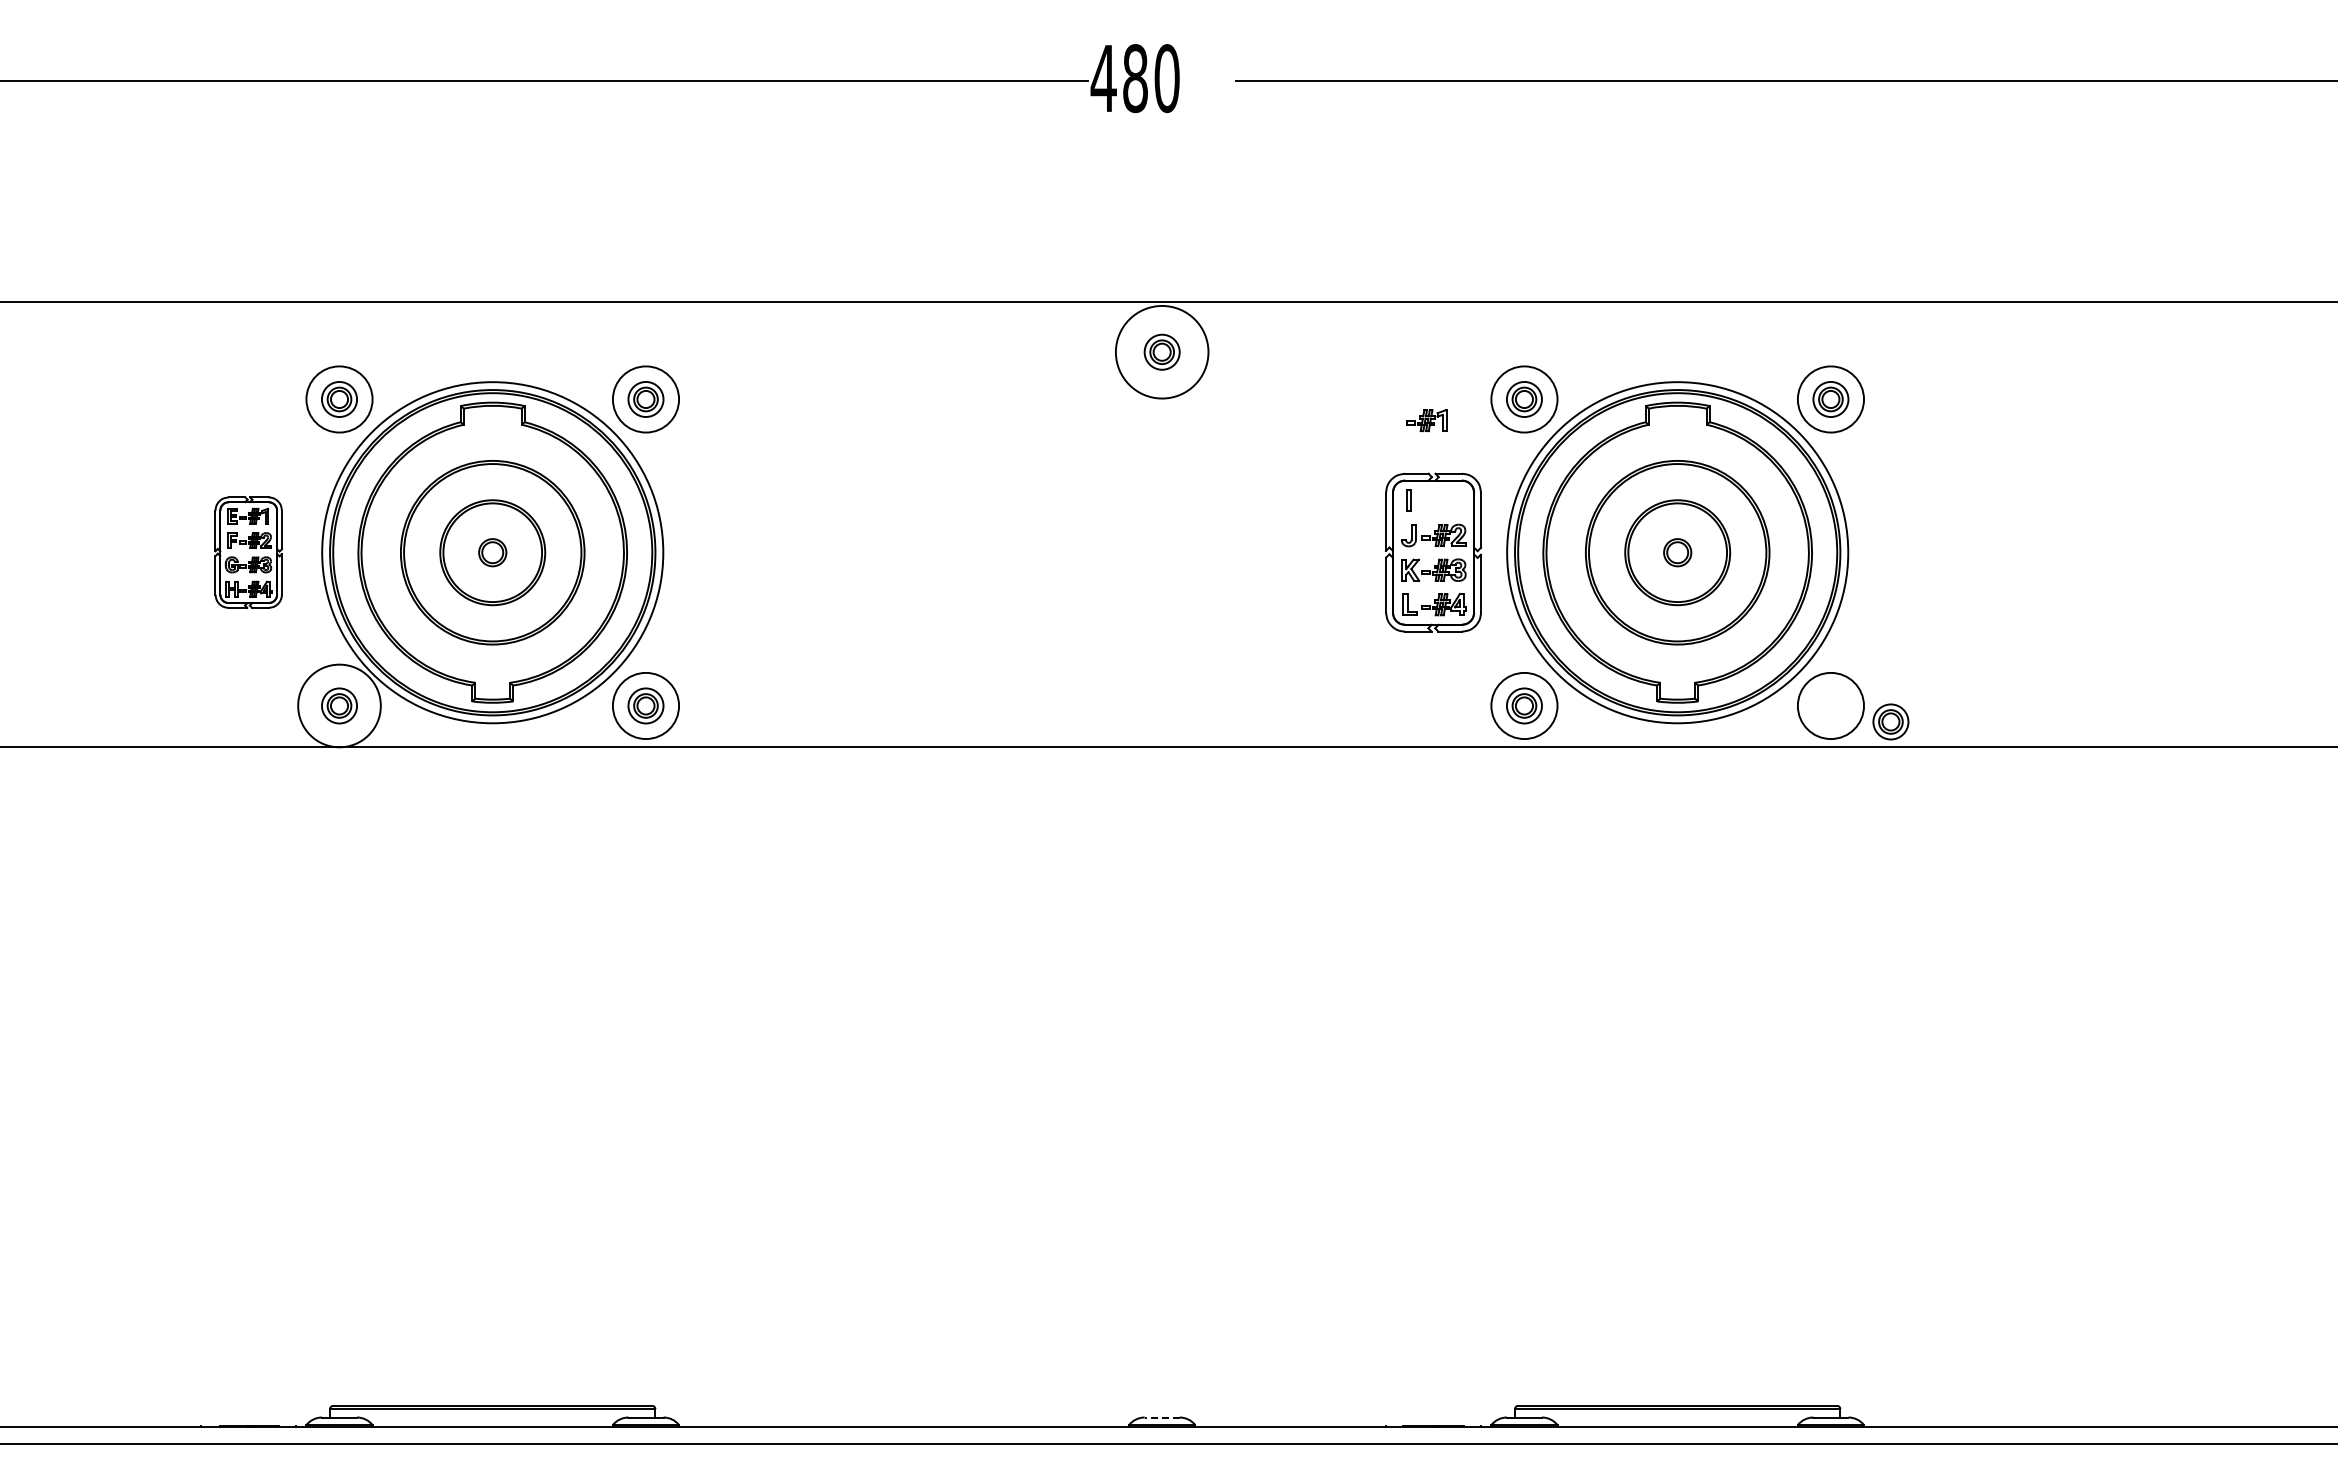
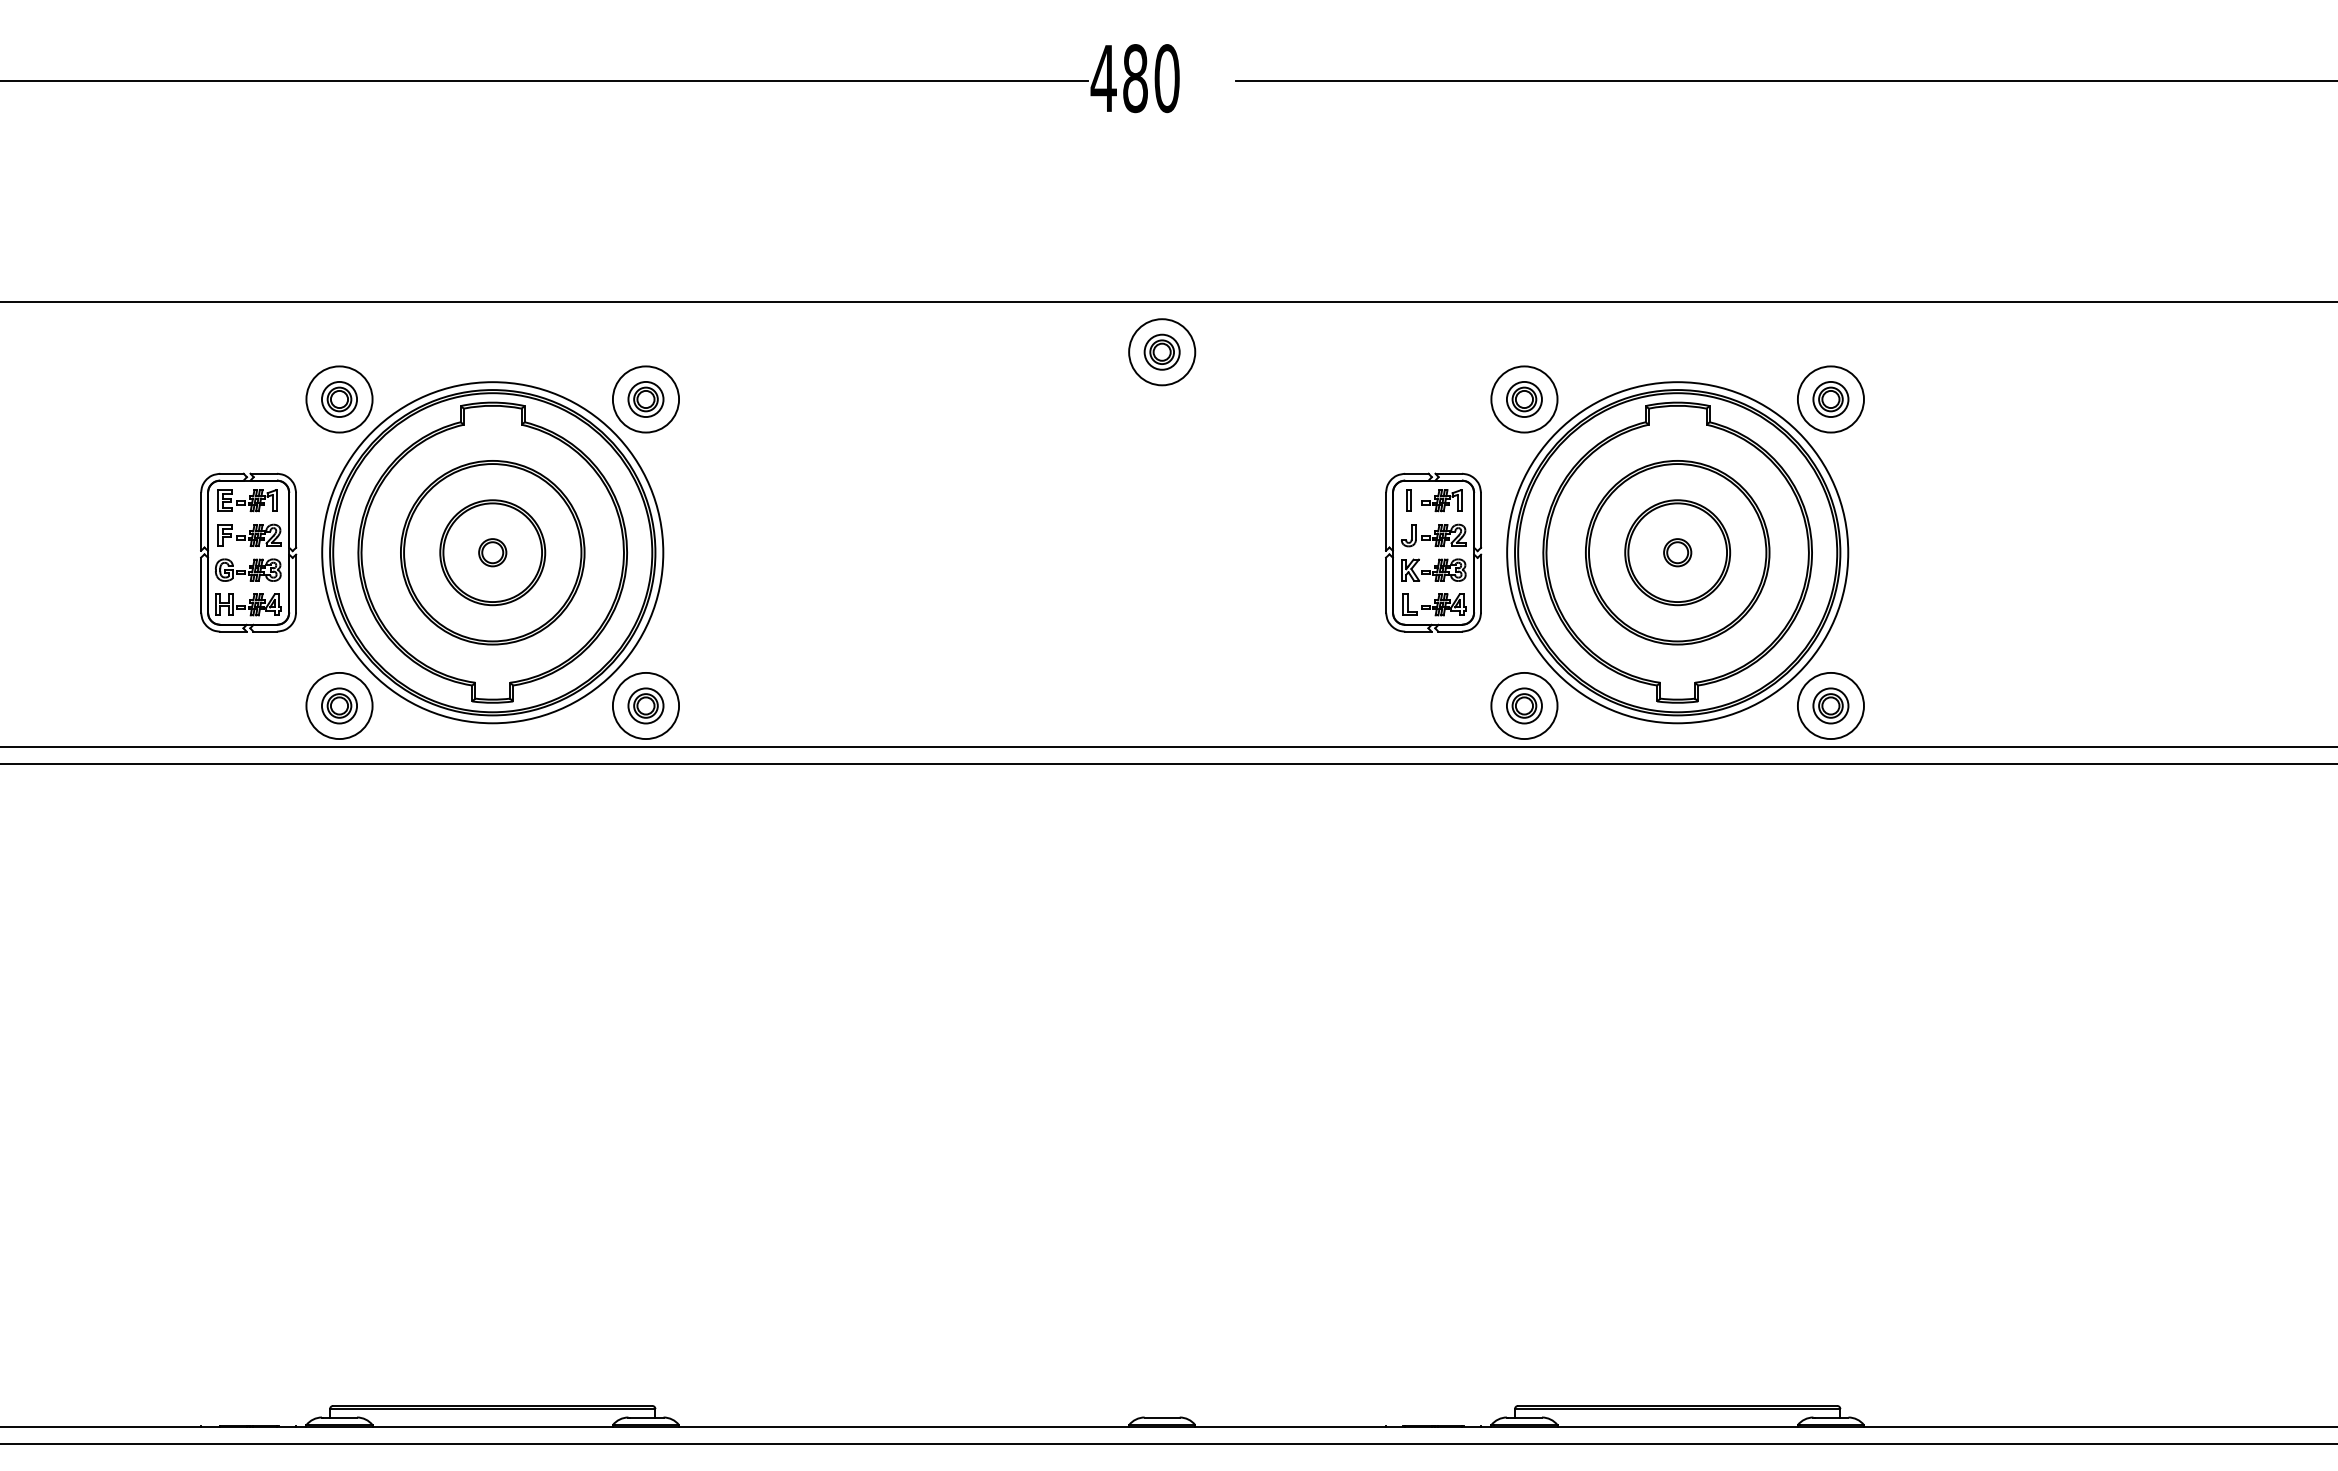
circle diameter: 93 px -> 66 px (1162, 352)
part position: (1426, 420) -> (1441, 500) (1441, 500)
part size: 69x113 px -> 98x161 px (248, 552)
circle diameter: 83 px -> 66 px (339, 705)
part position: (1890, 721) -> (1830, 705) (1830, 705)
line: none -> present (1168, 763)
line: dashed -> solid (1162, 1417)
